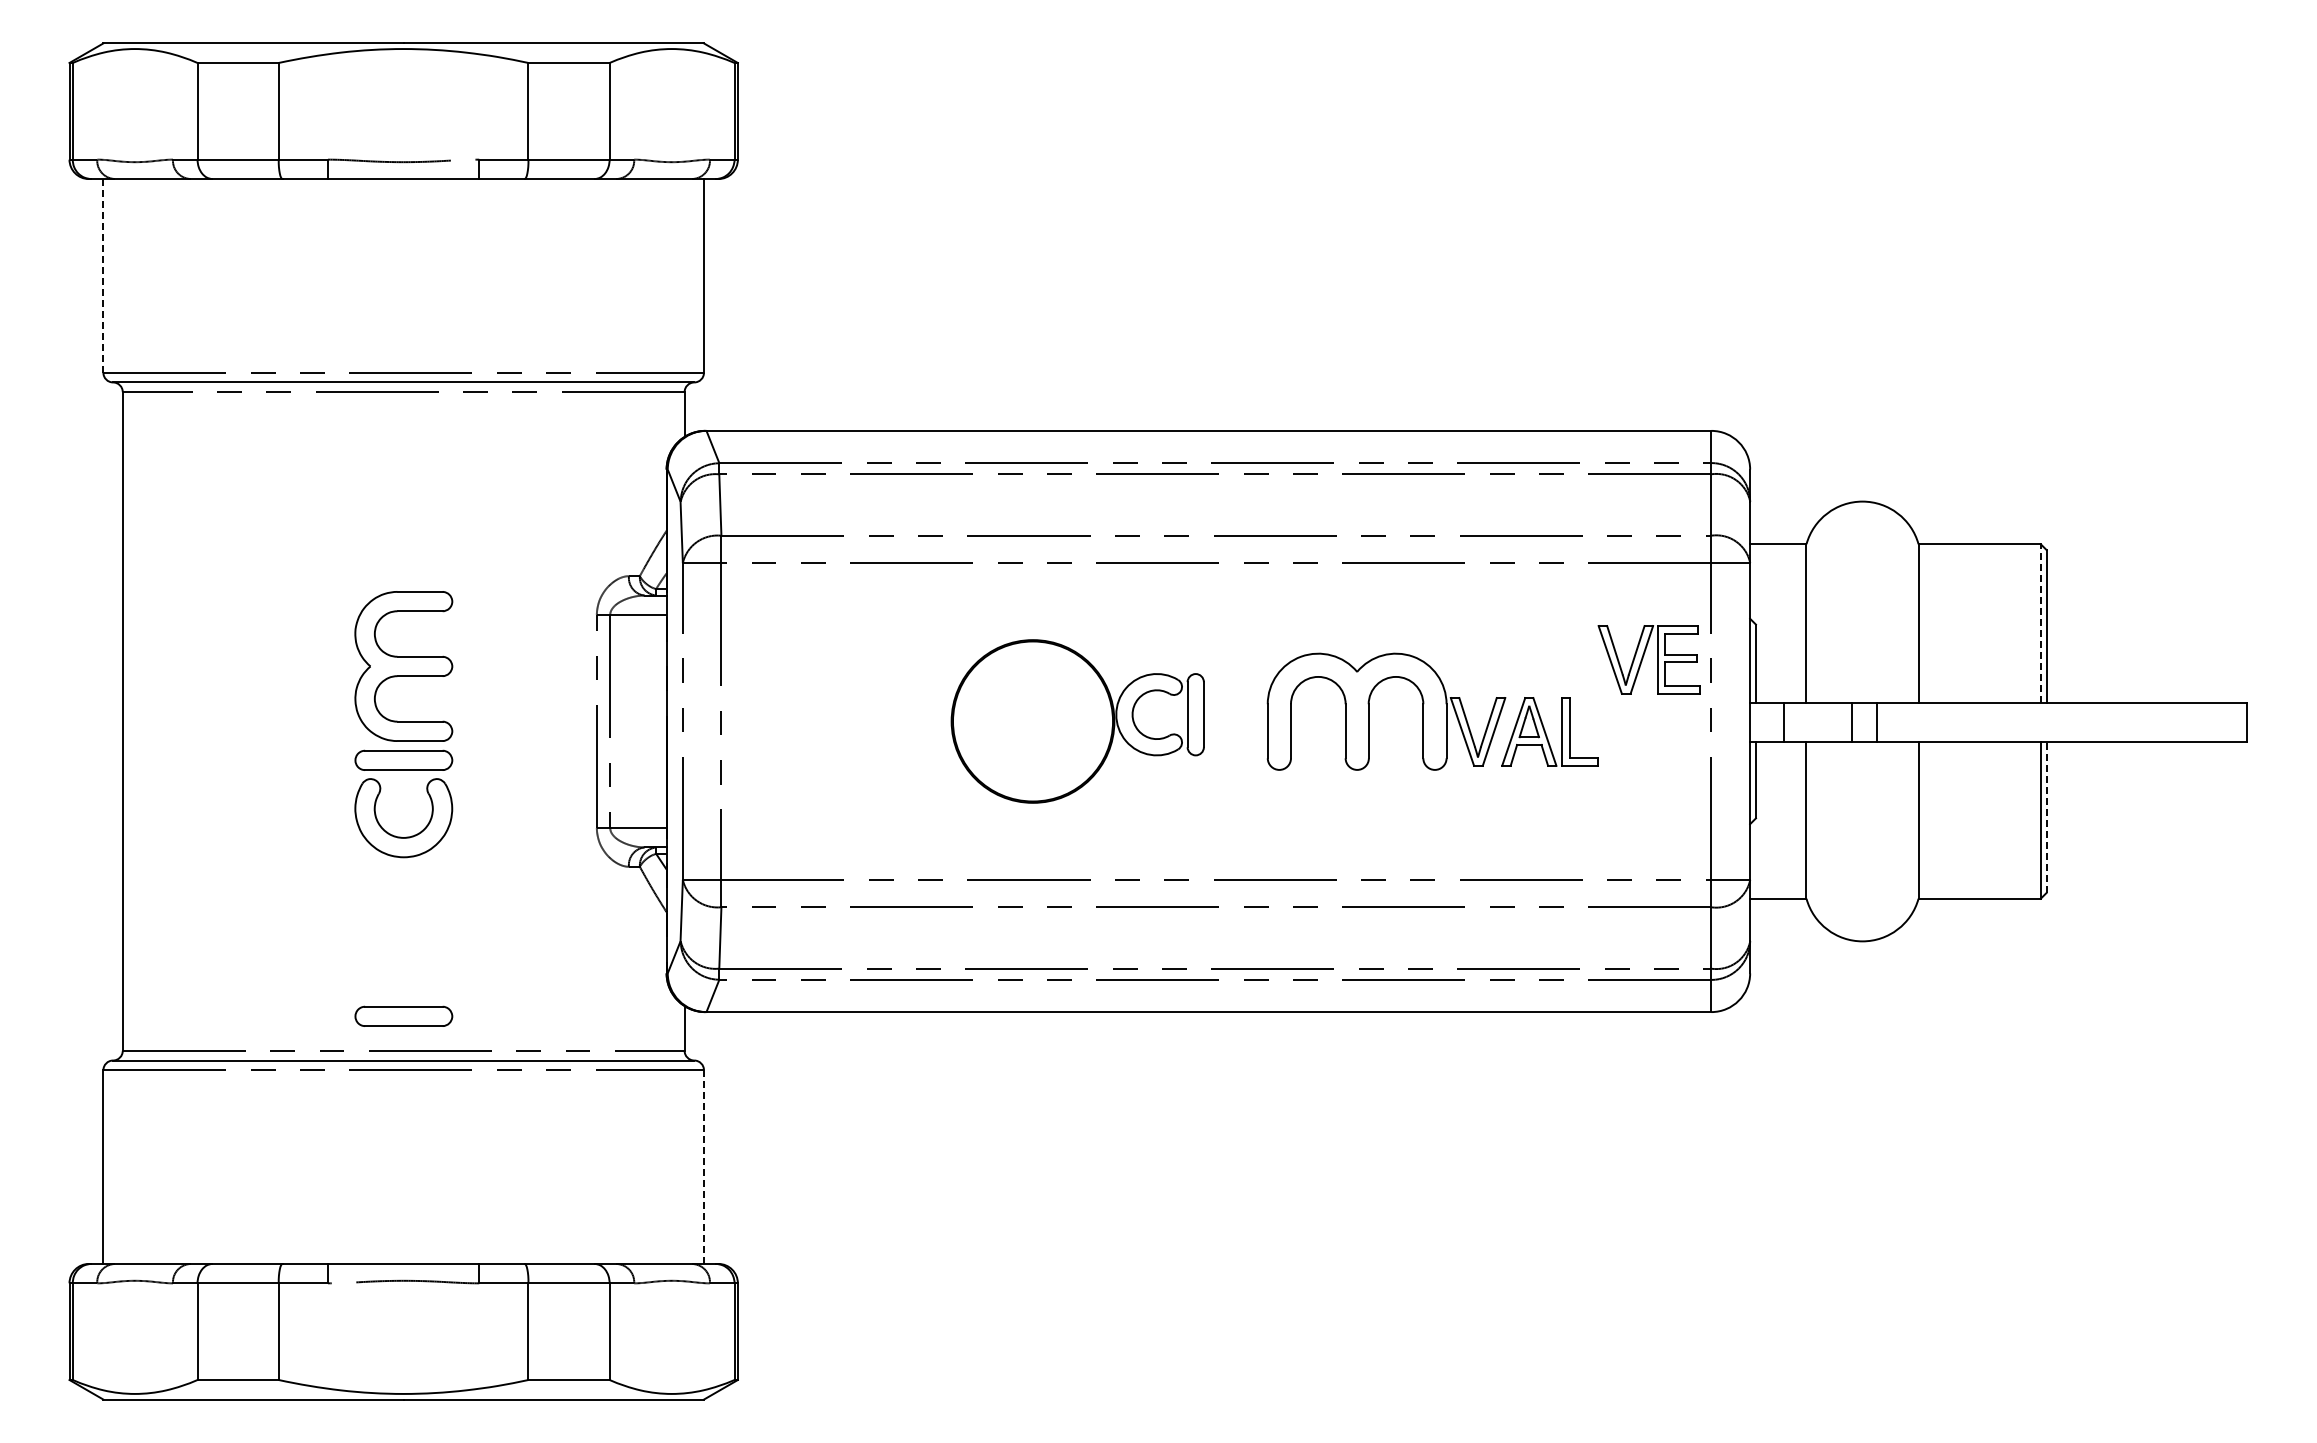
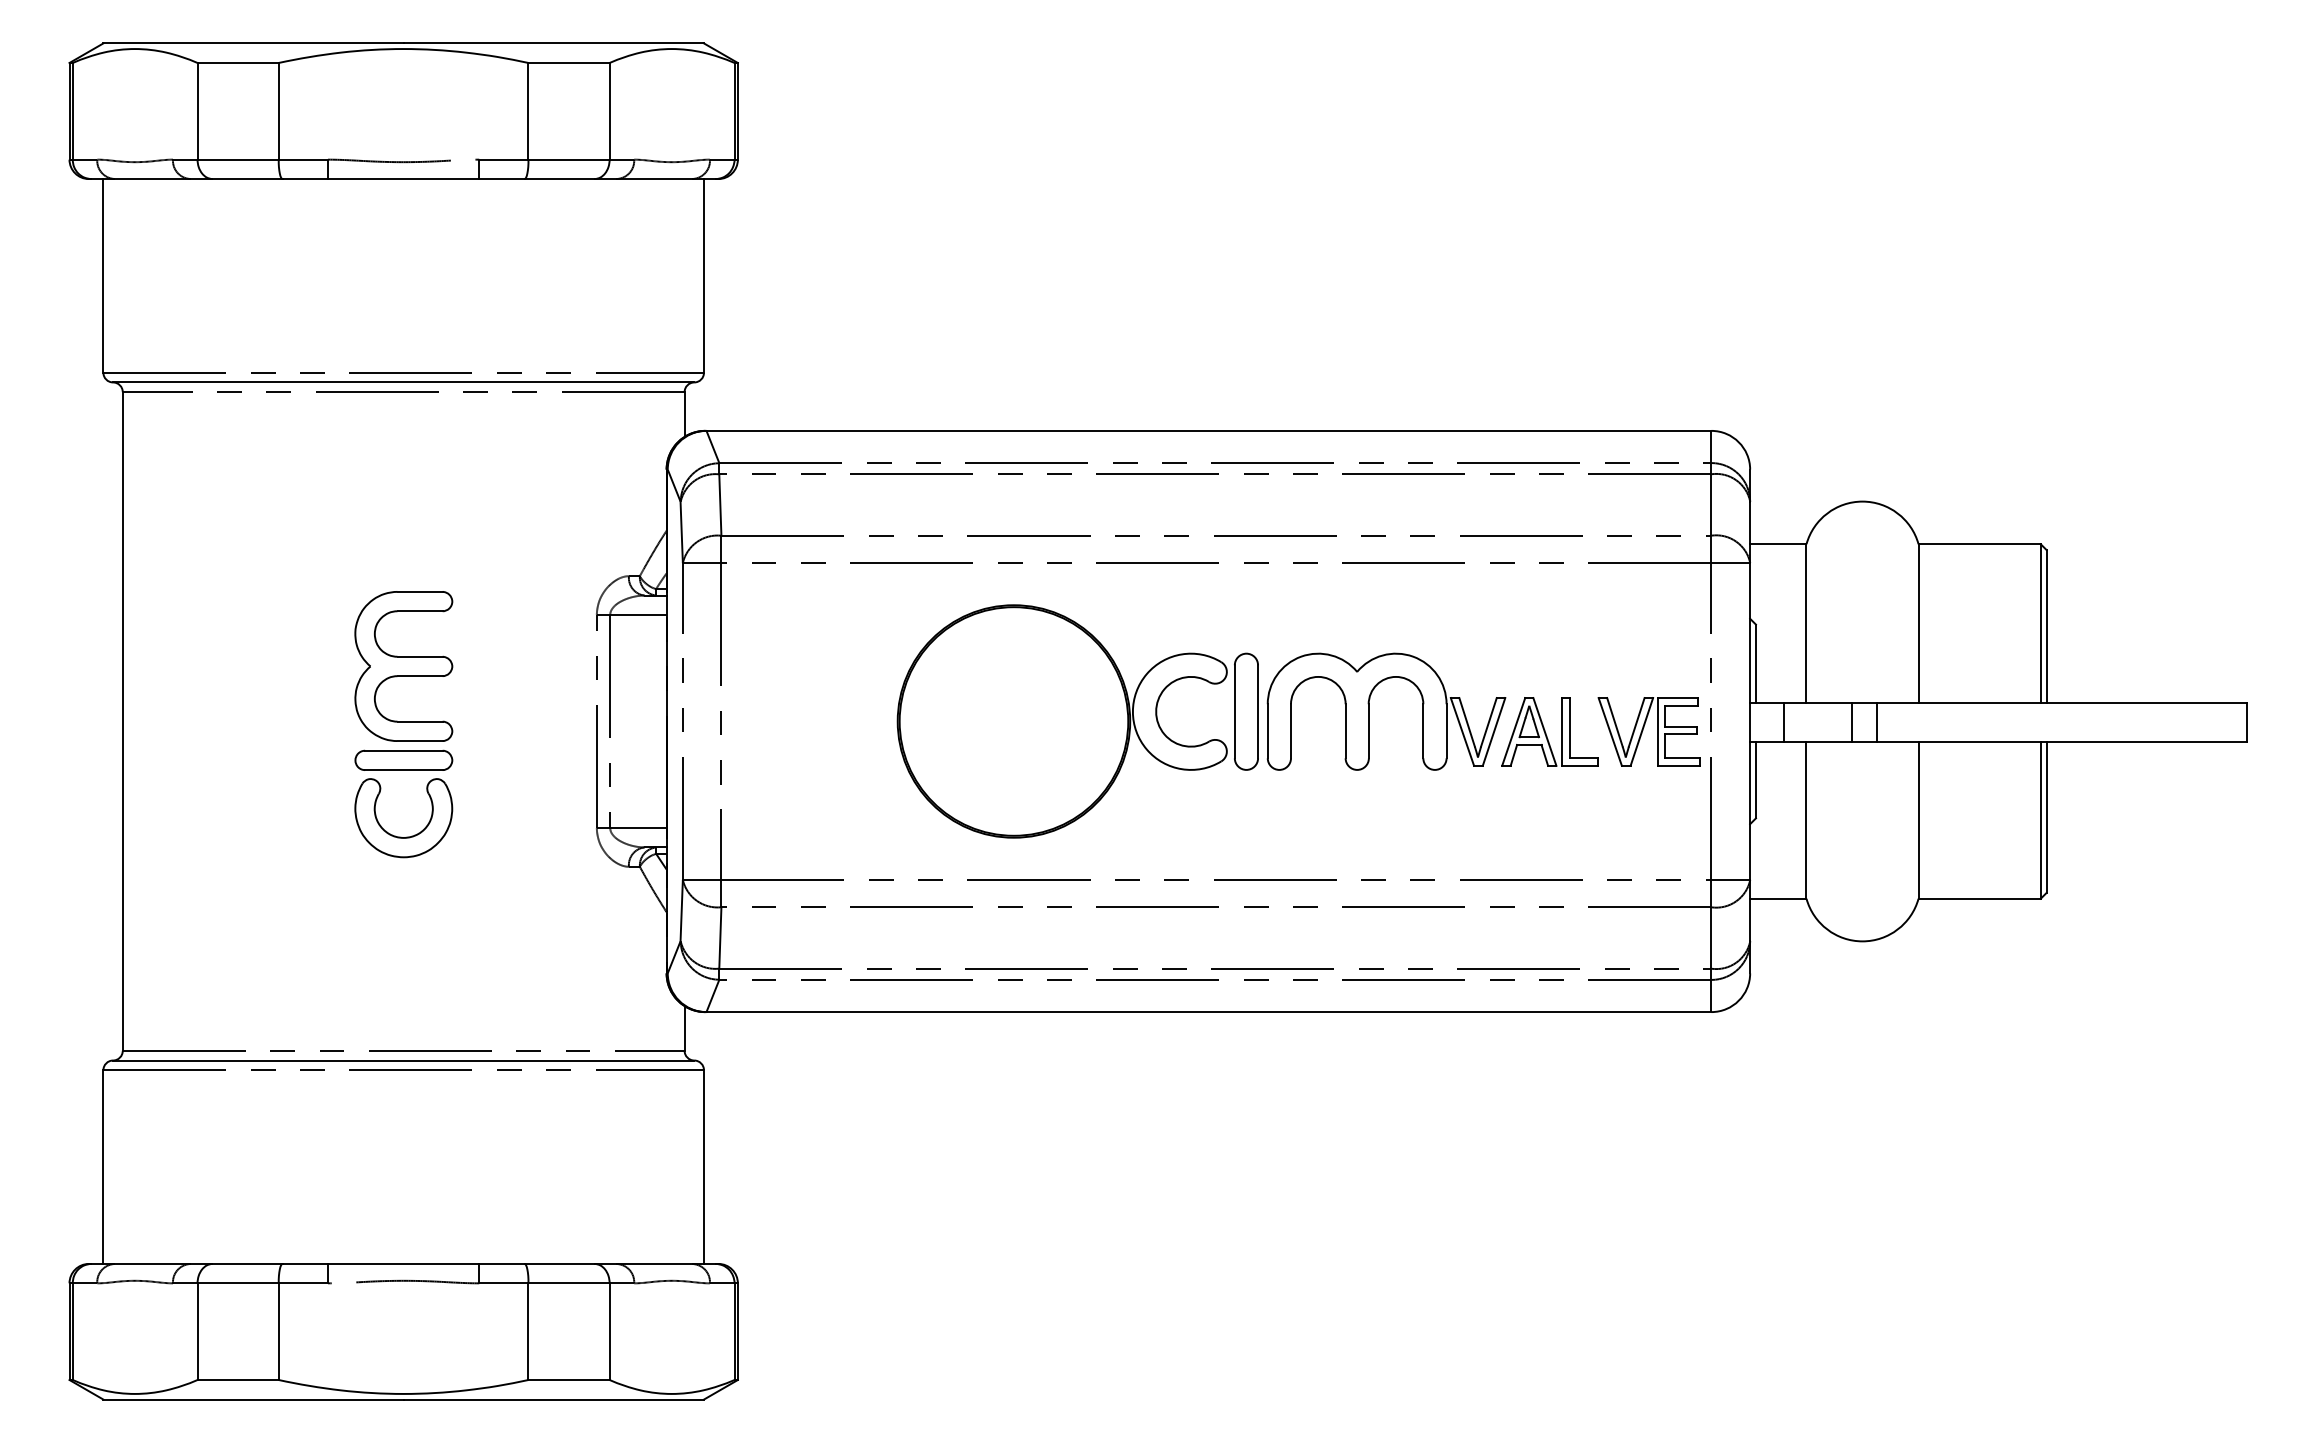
line: dashed -> solid (103, 275)
line: dashed -> solid (2040, 623)
part position: (1648, 659) -> (1648, 731) (1648, 731)
part size: 255x165 px -> 363x235 px (1077, 721)
line: dashed -> solid (2046, 817)
part: present -> none (403, 1015)
line: dashed -> solid (703, 1167)
